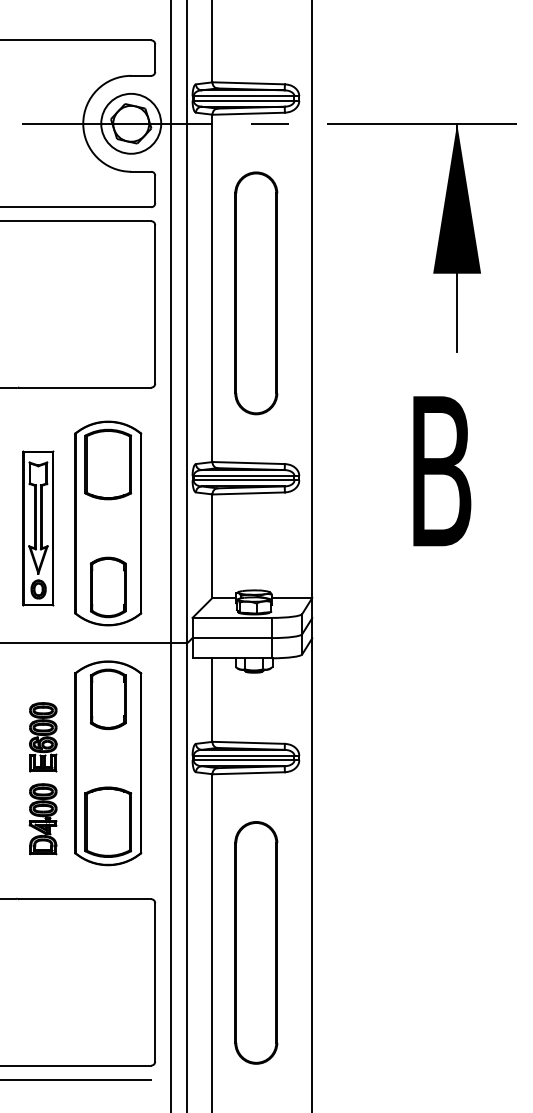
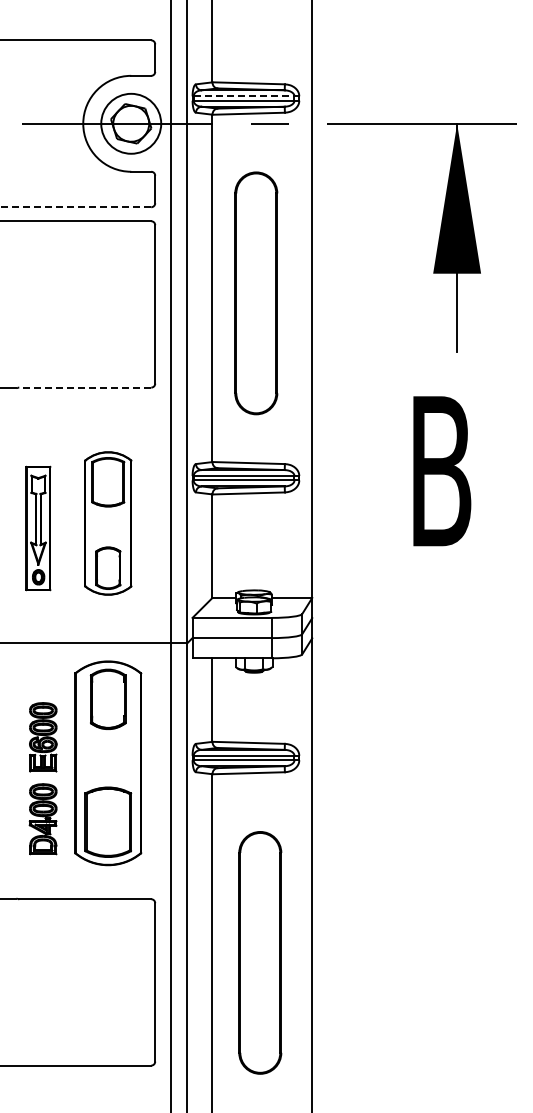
line: solid -> dashed (244, 96)
line: solid -> dashed (75, 207)
line: solid -> dashed (85, 387)
part size: 69x207 px -> 49x145 px (108, 523)
part size: 33x157 px -> 27x127 px (38, 528)
part position: (256, 942) -> (260, 952) (260, 952)
line: present -> none (76, 1079)
